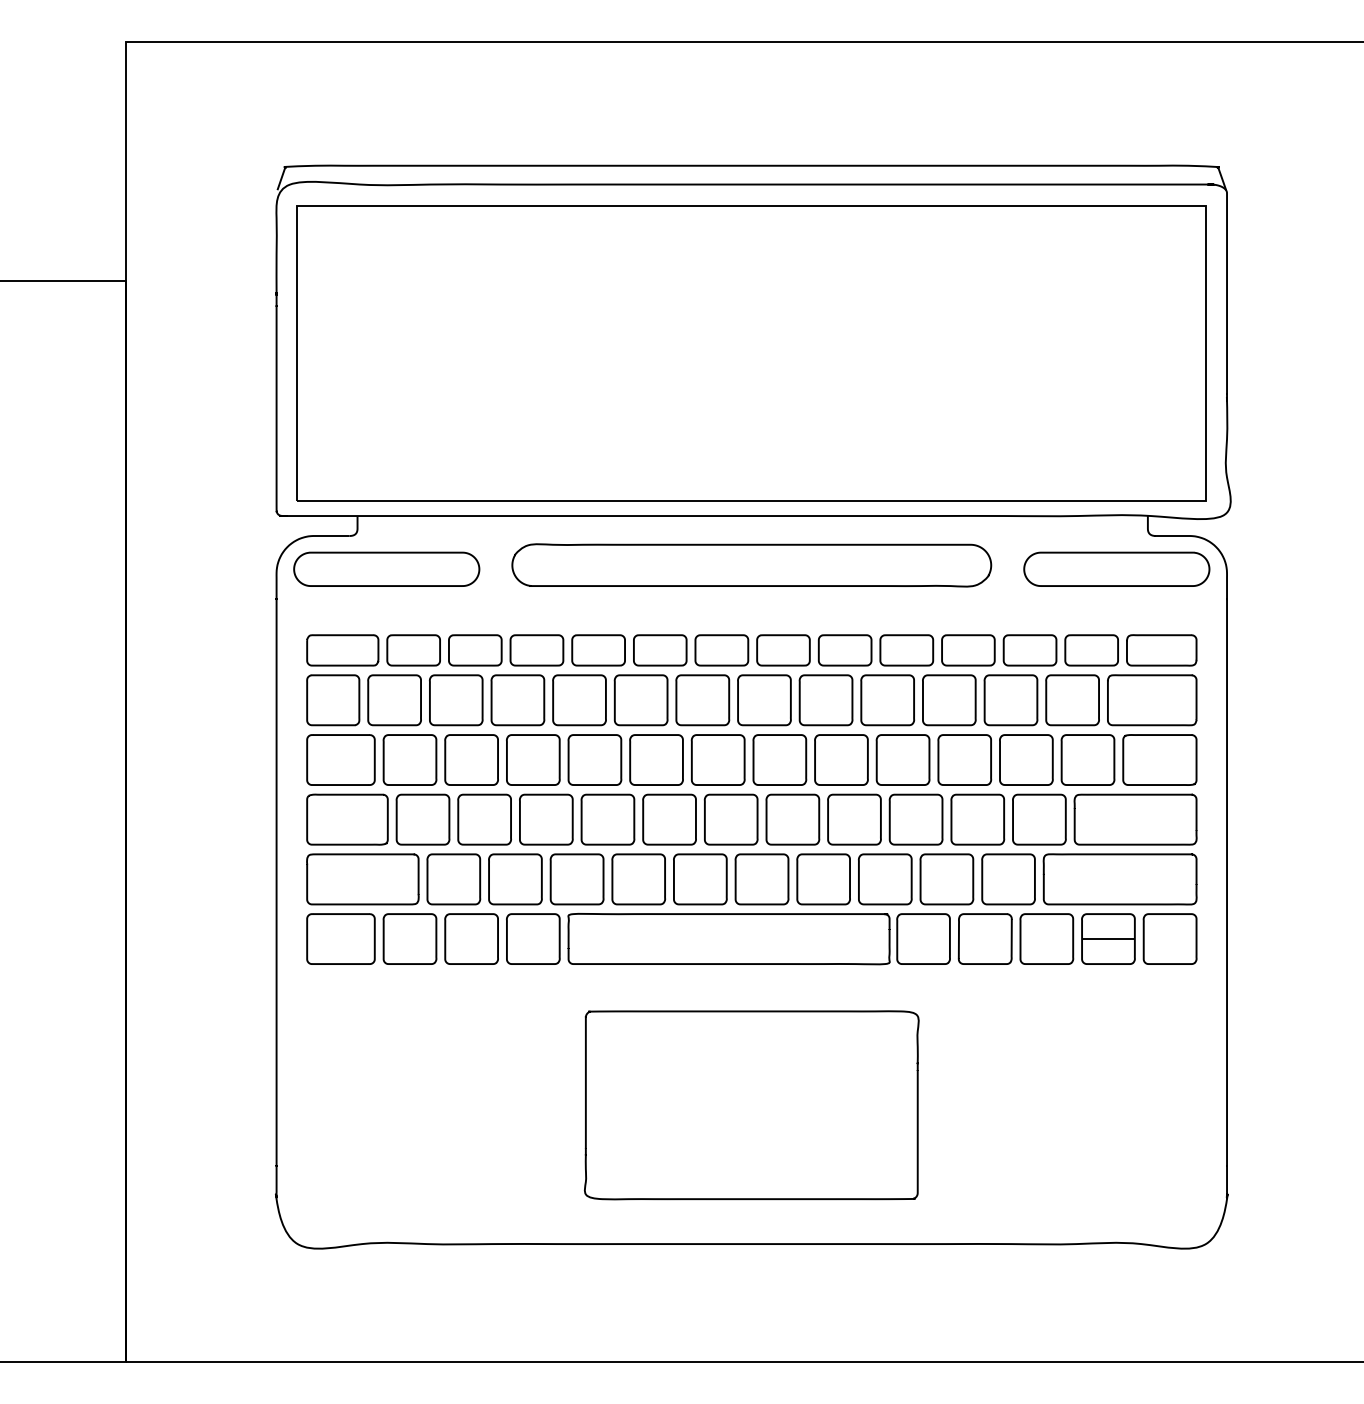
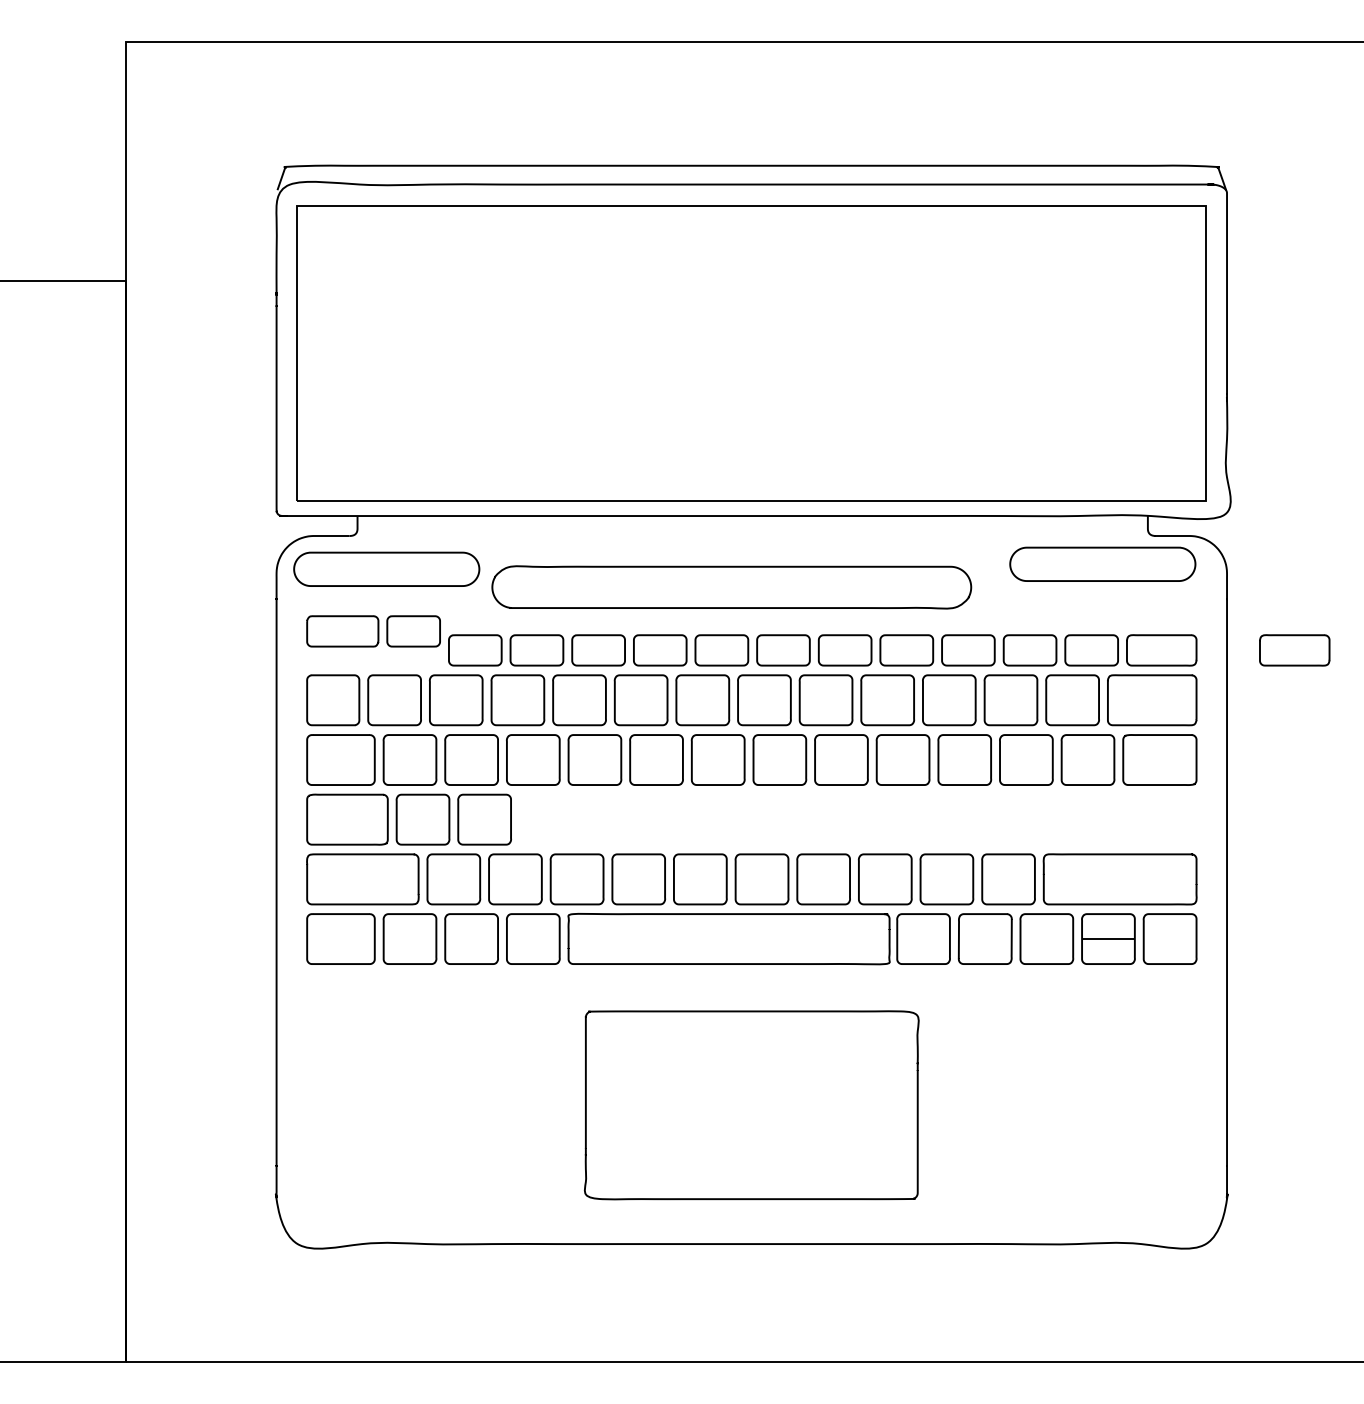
part position: (751, 565) -> (731, 587) (731, 587)
part position: (1116, 568) -> (1102, 563) (1102, 563)
part position: (373, 650) -> (373, 631) (373, 631)
part: none -> present (1294, 650)
part: present -> none (858, 819)
